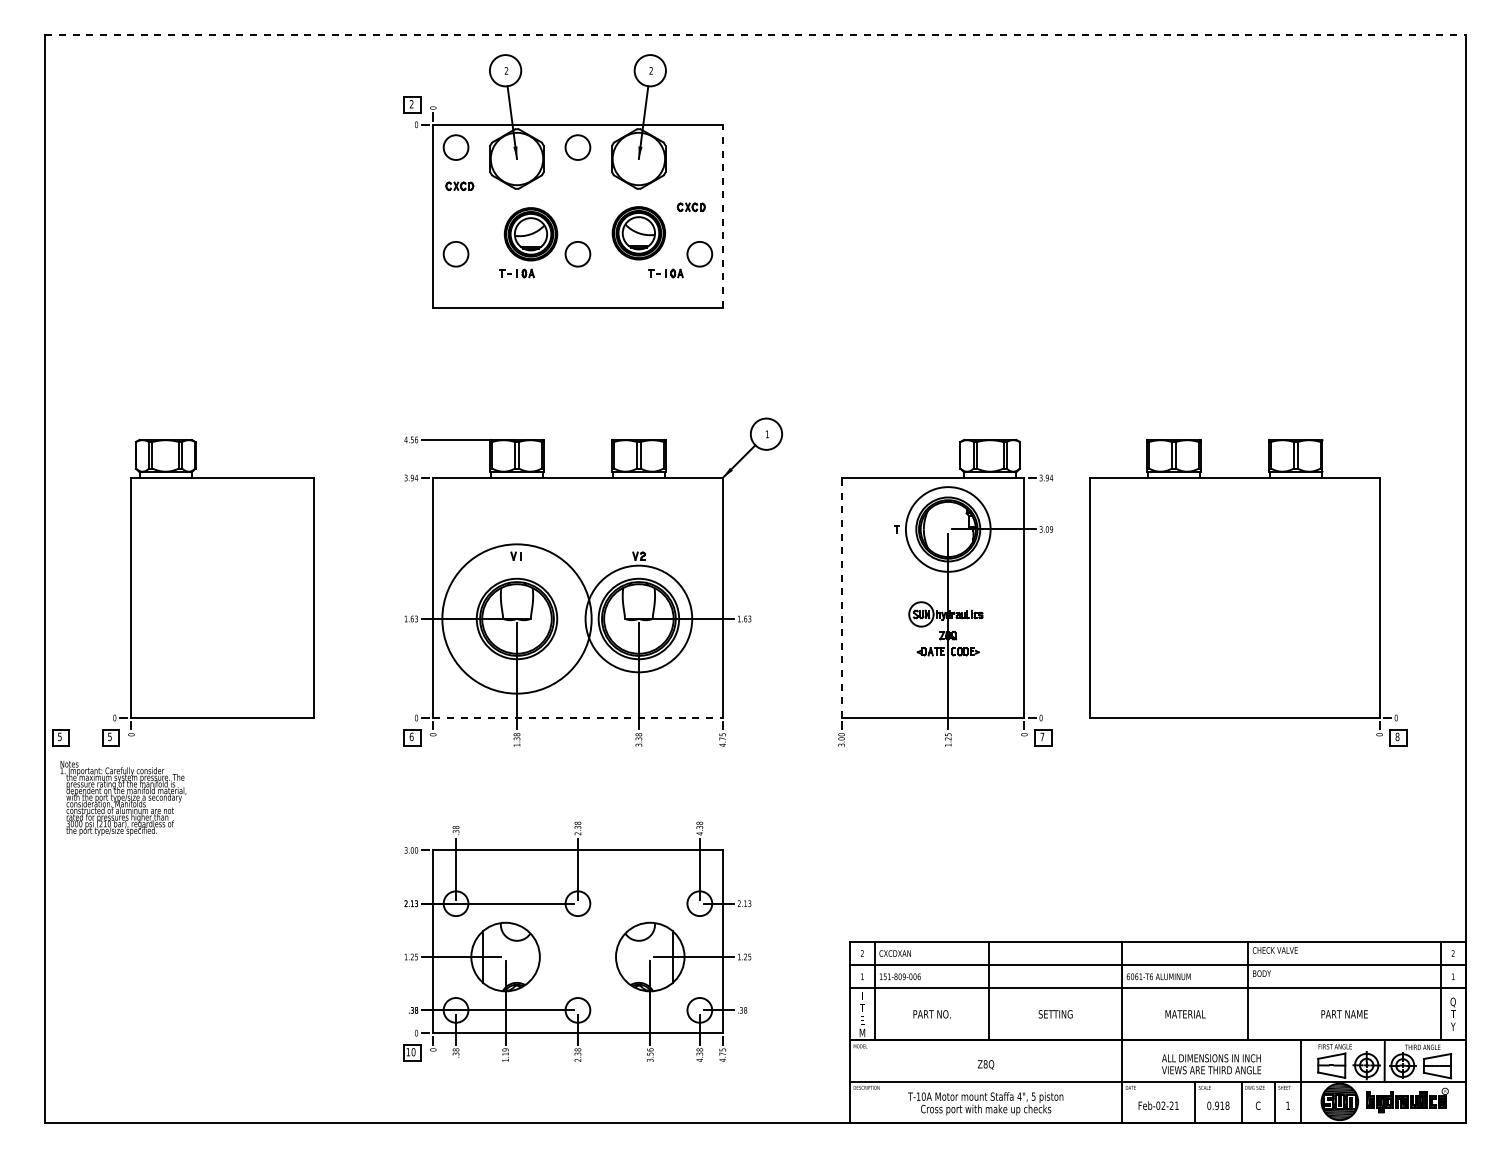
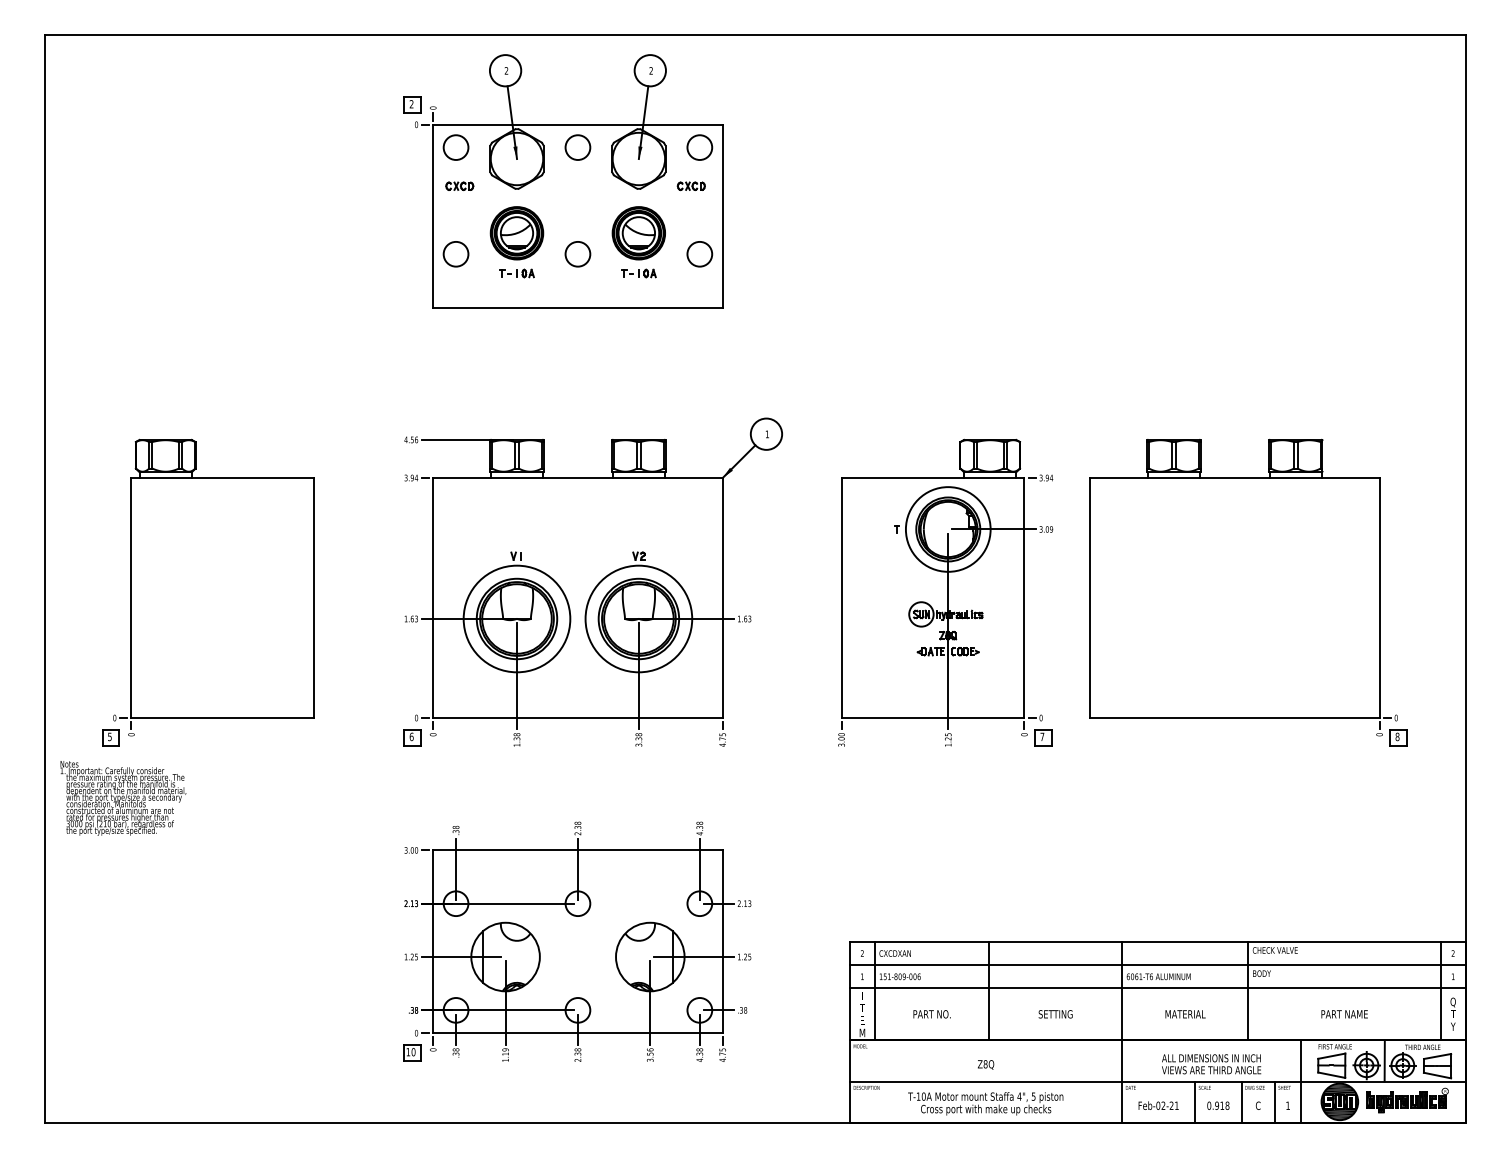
line: dashed -> solid (756, 34)
circle: none -> present (699, 147)
part position: (690, 207) -> (690, 186) (690, 186)
line: dashed -> solid (722, 215)
part position: (530, 234) -> (516, 233) (516, 233)
part position: (665, 273) -> (638, 273) (638, 273)
line: dashed -> solid (841, 598)
circle diameter: 149 px -> 107 px (516, 618)
line: dashed -> solid (577, 718)
part: present -> none (60, 737)
